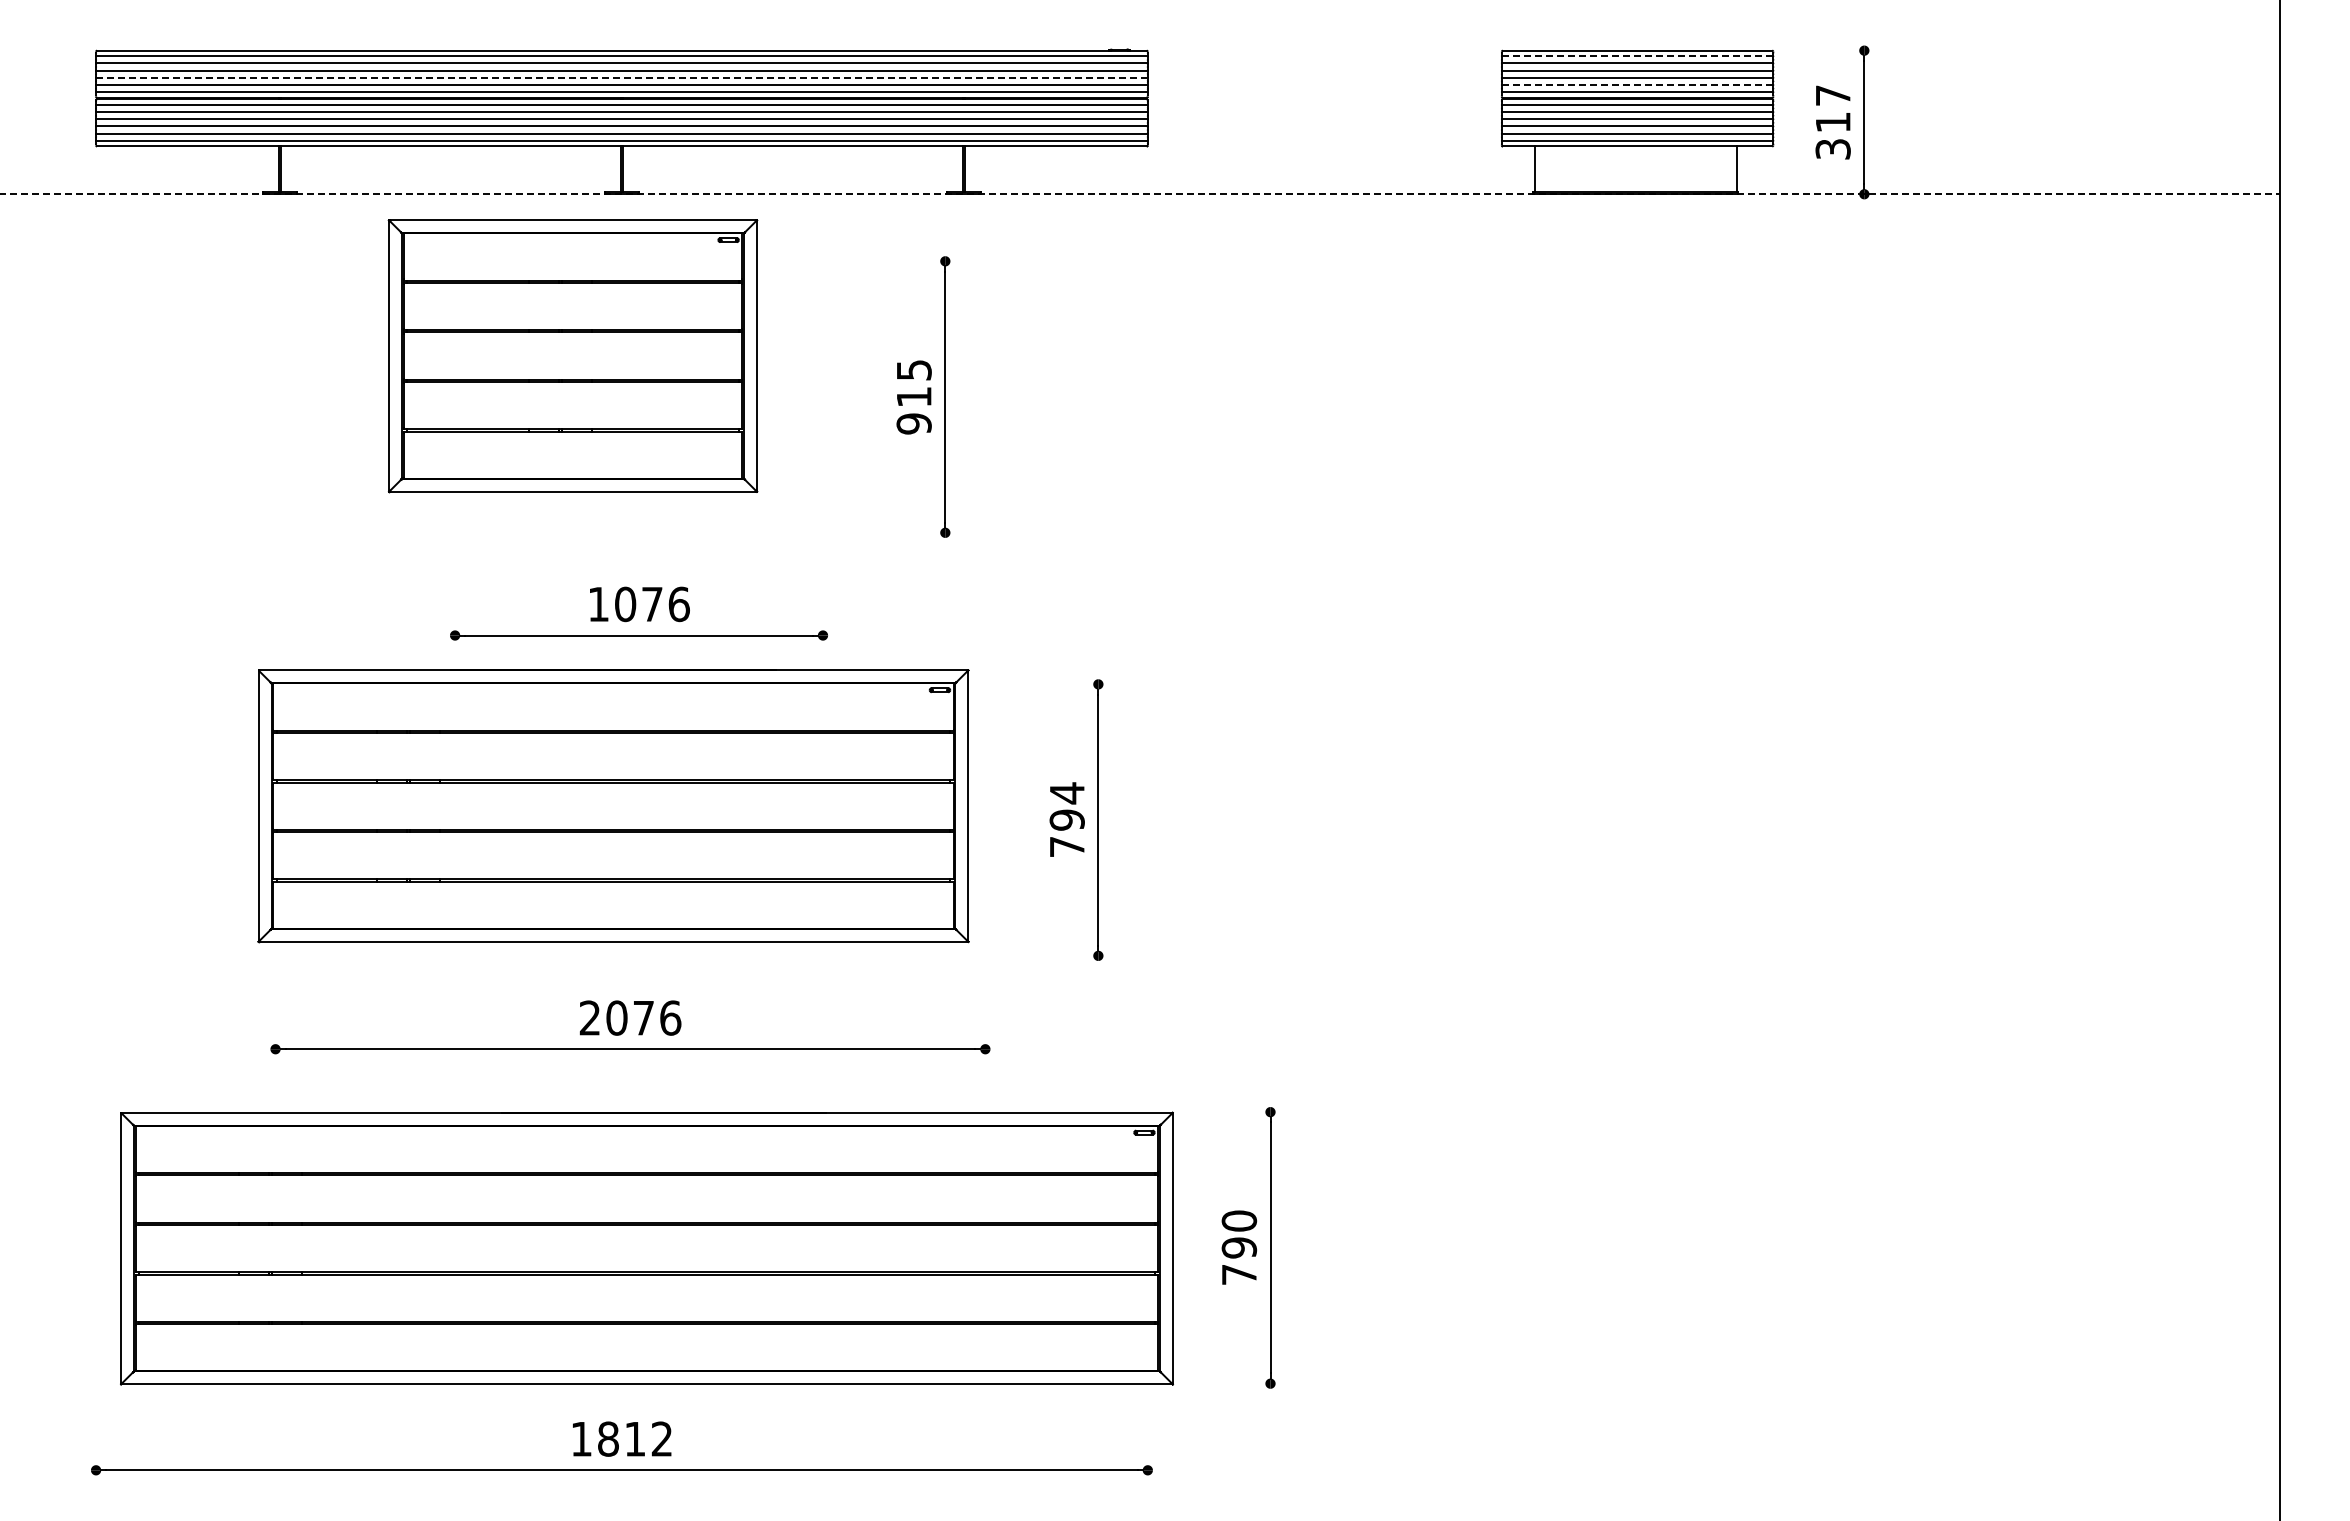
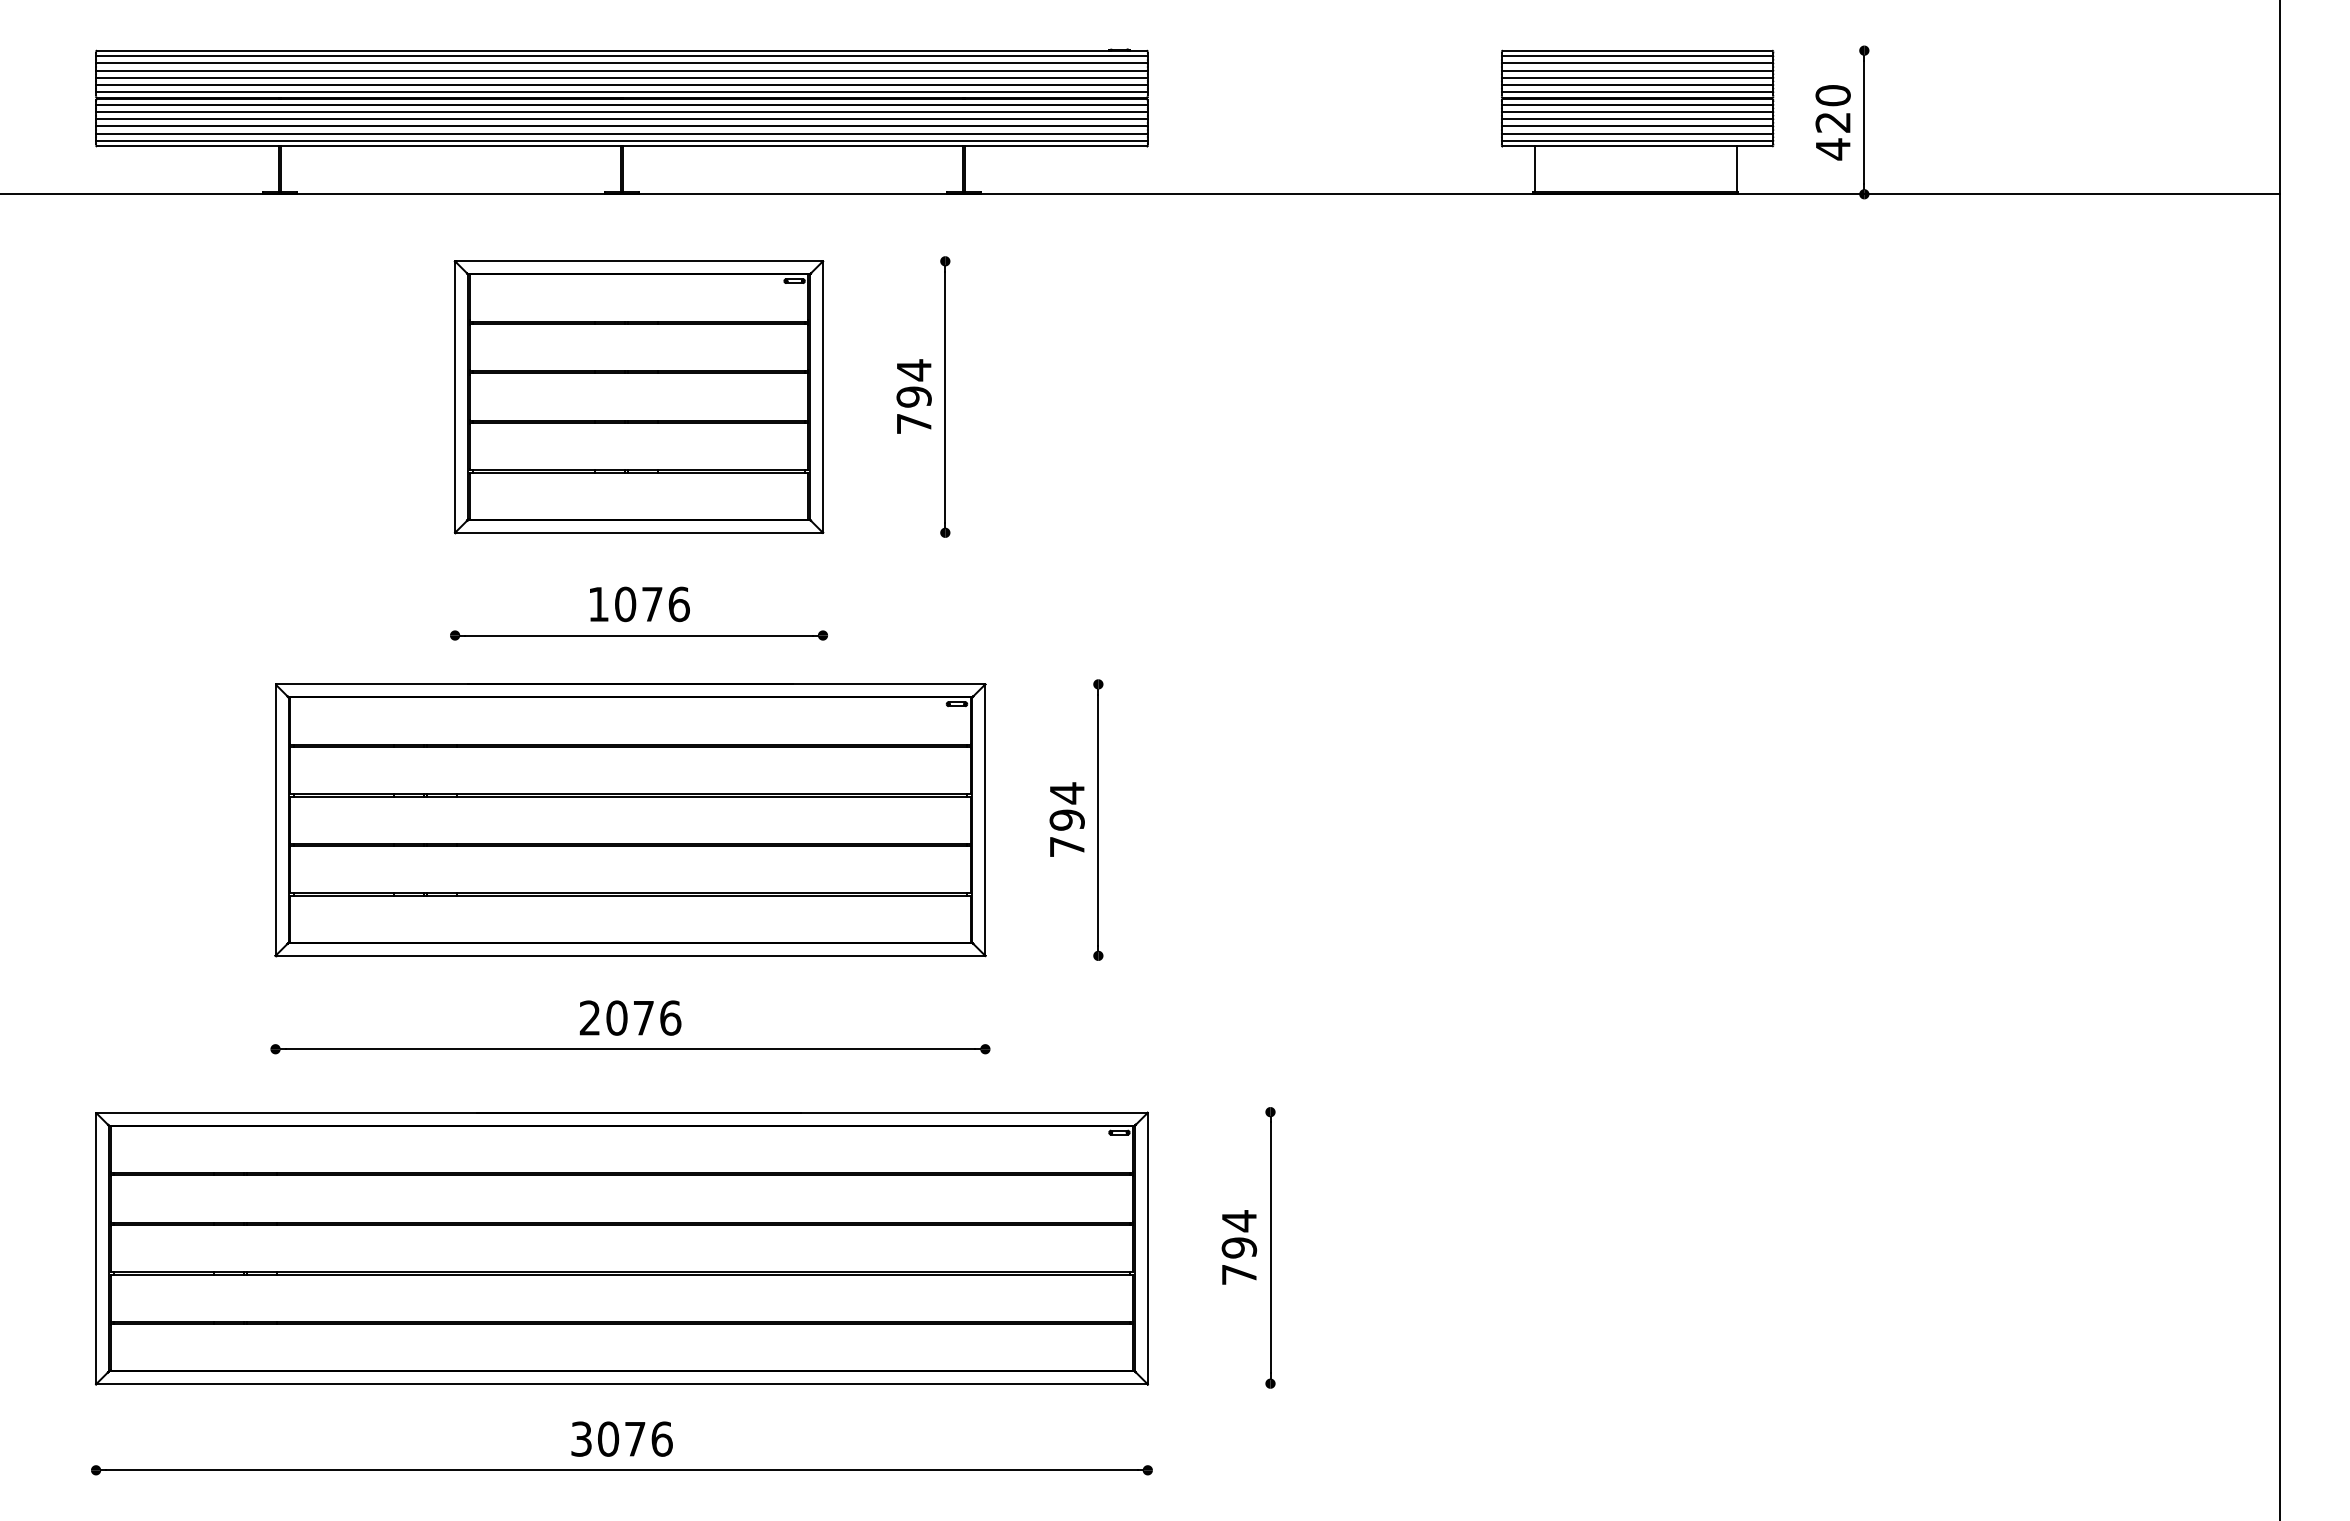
line: dashed -> solid (1637, 56)
line: dashed -> solid (621, 77)
line: dashed -> solid (1637, 85)
text: 317 -> 420 (1832, 122)
line: dashed -> solid (1140, 194)
part position: (572, 356) -> (638, 397) (638, 397)
text: 915 -> 794 (913, 396)
part position: (613, 806) -> (630, 820) (630, 820)
text: 790 -> 794 (1239, 1221)
part position: (646, 1248) -> (621, 1248) (621, 1248)
text: 1812 -> 3076 (621, 1438)
